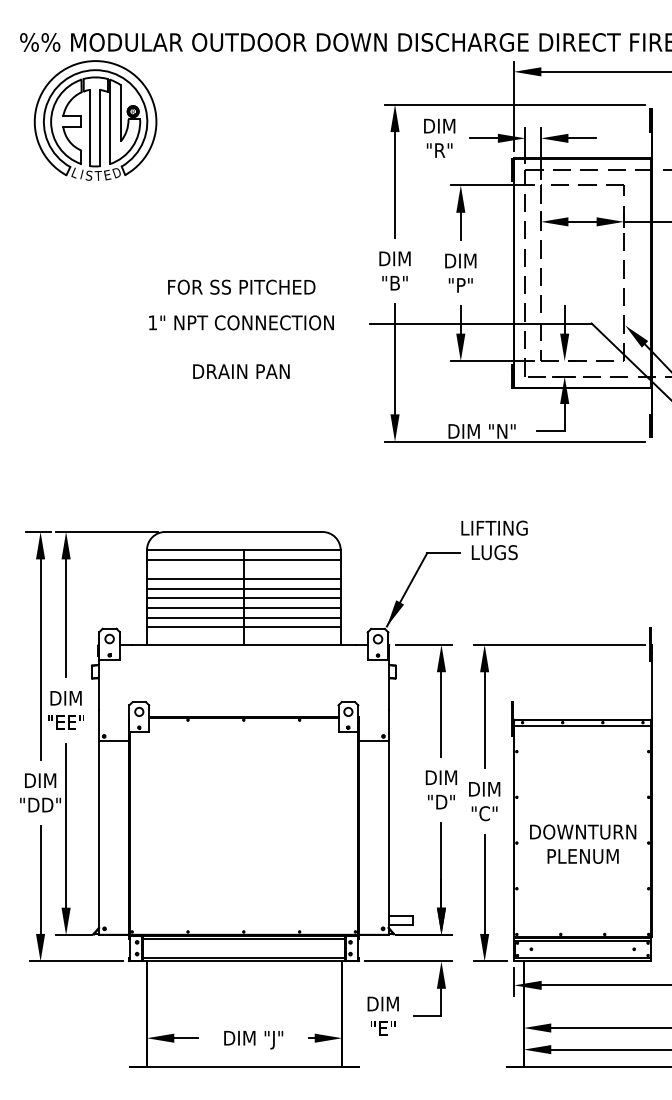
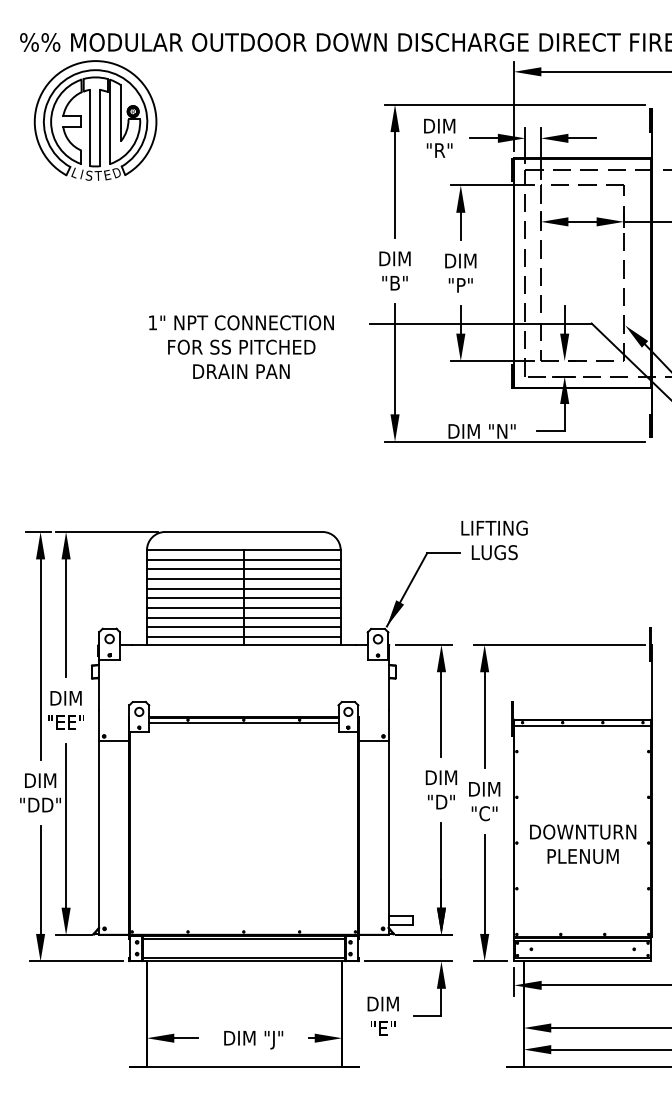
text position: (241, 286) -> (241, 346) (241, 346)
line: none -> present (243, 569)
line: none -> present (243, 636)
line: none -> present (243, 722)
